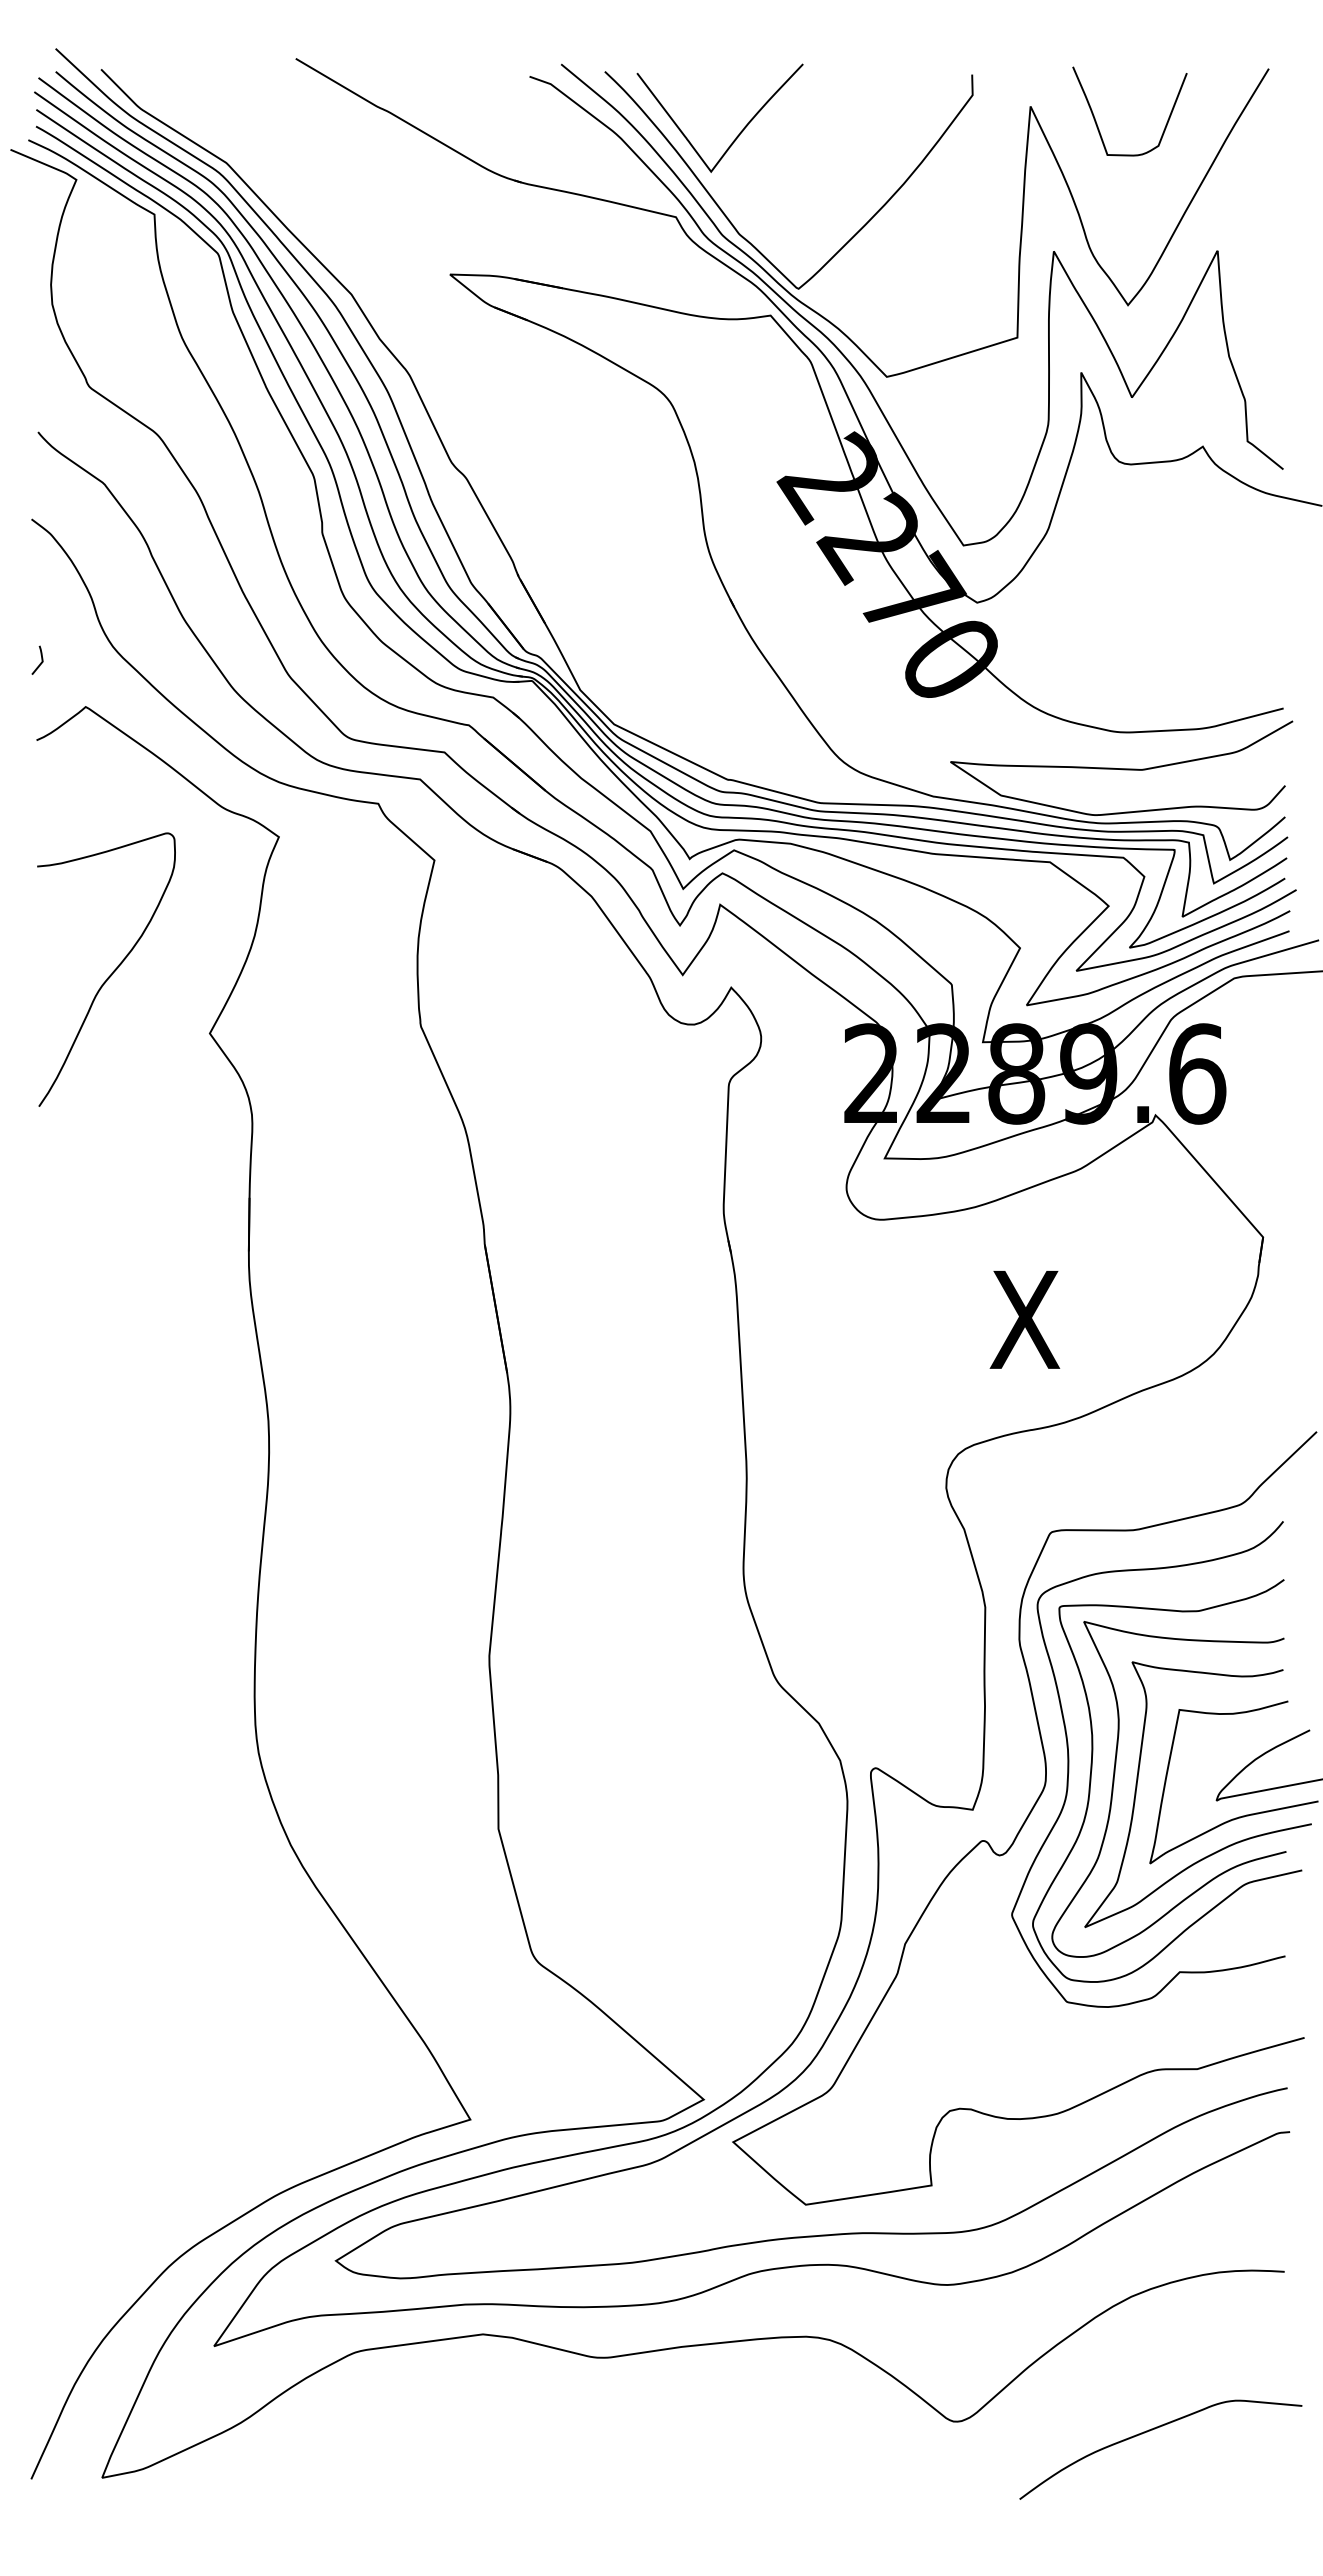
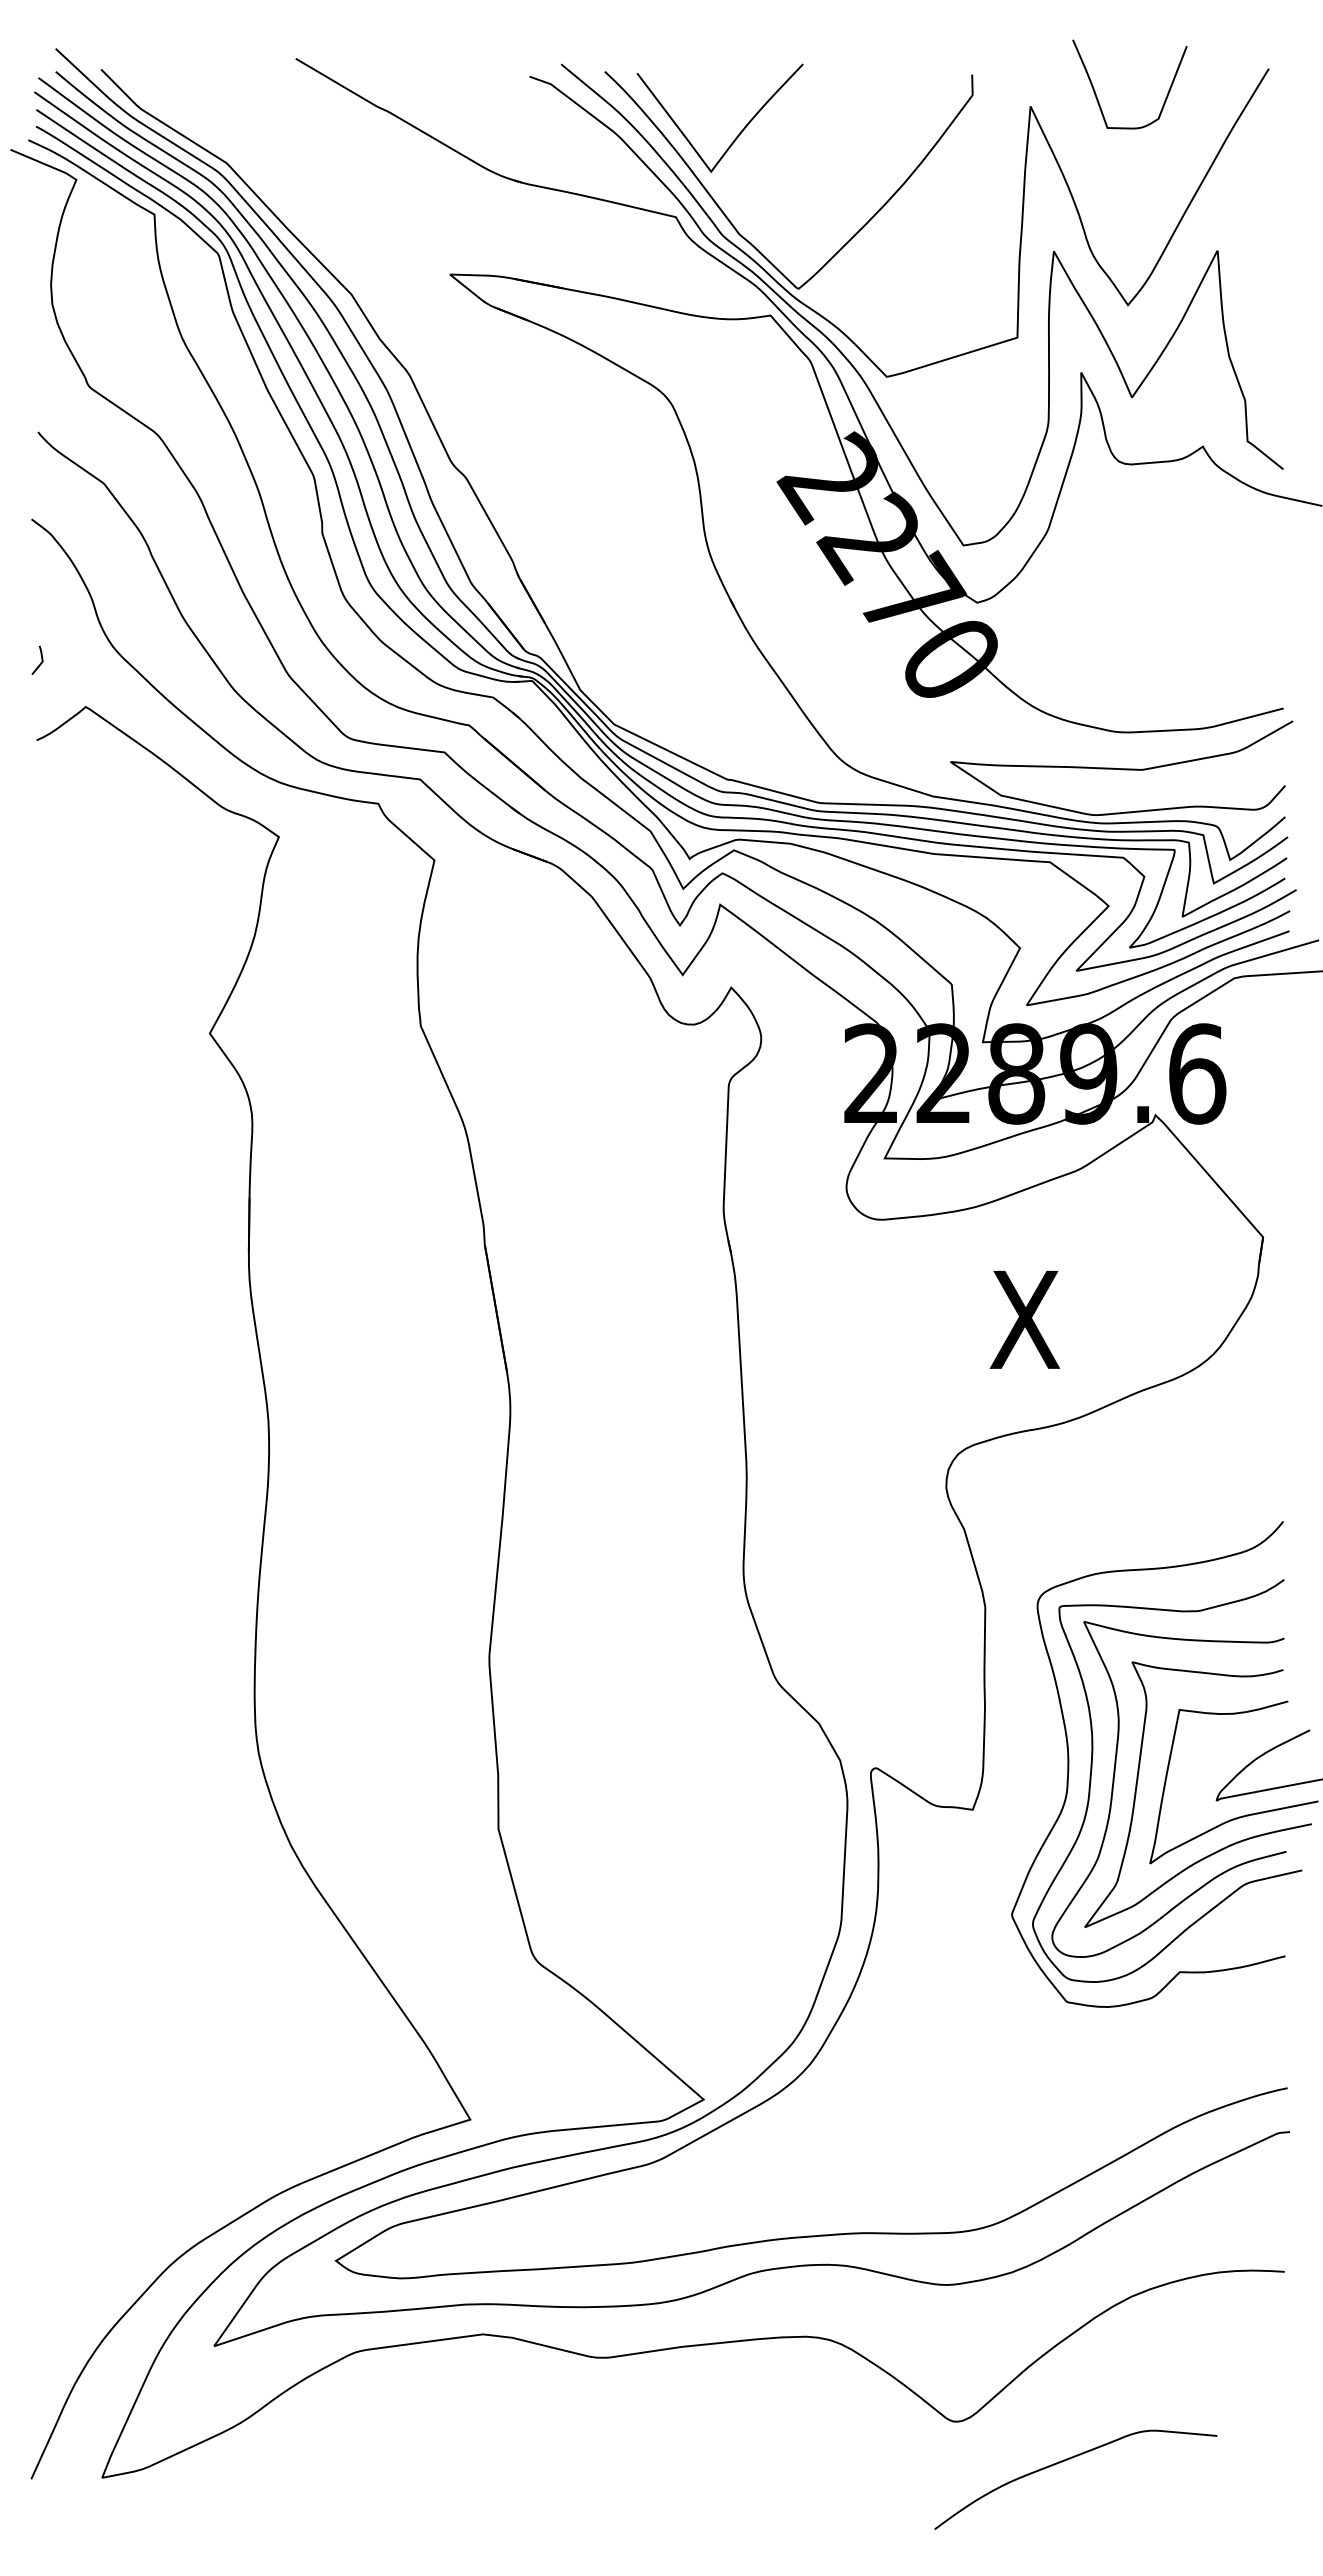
curve position: (1097, 123) -> (1097, 96) (1097, 96)
curve: present -> none (112, 971)
curve: present -> none (1025, 1818)
curve position: (1150, 2431) -> (1065, 2461) (1065, 2461)
